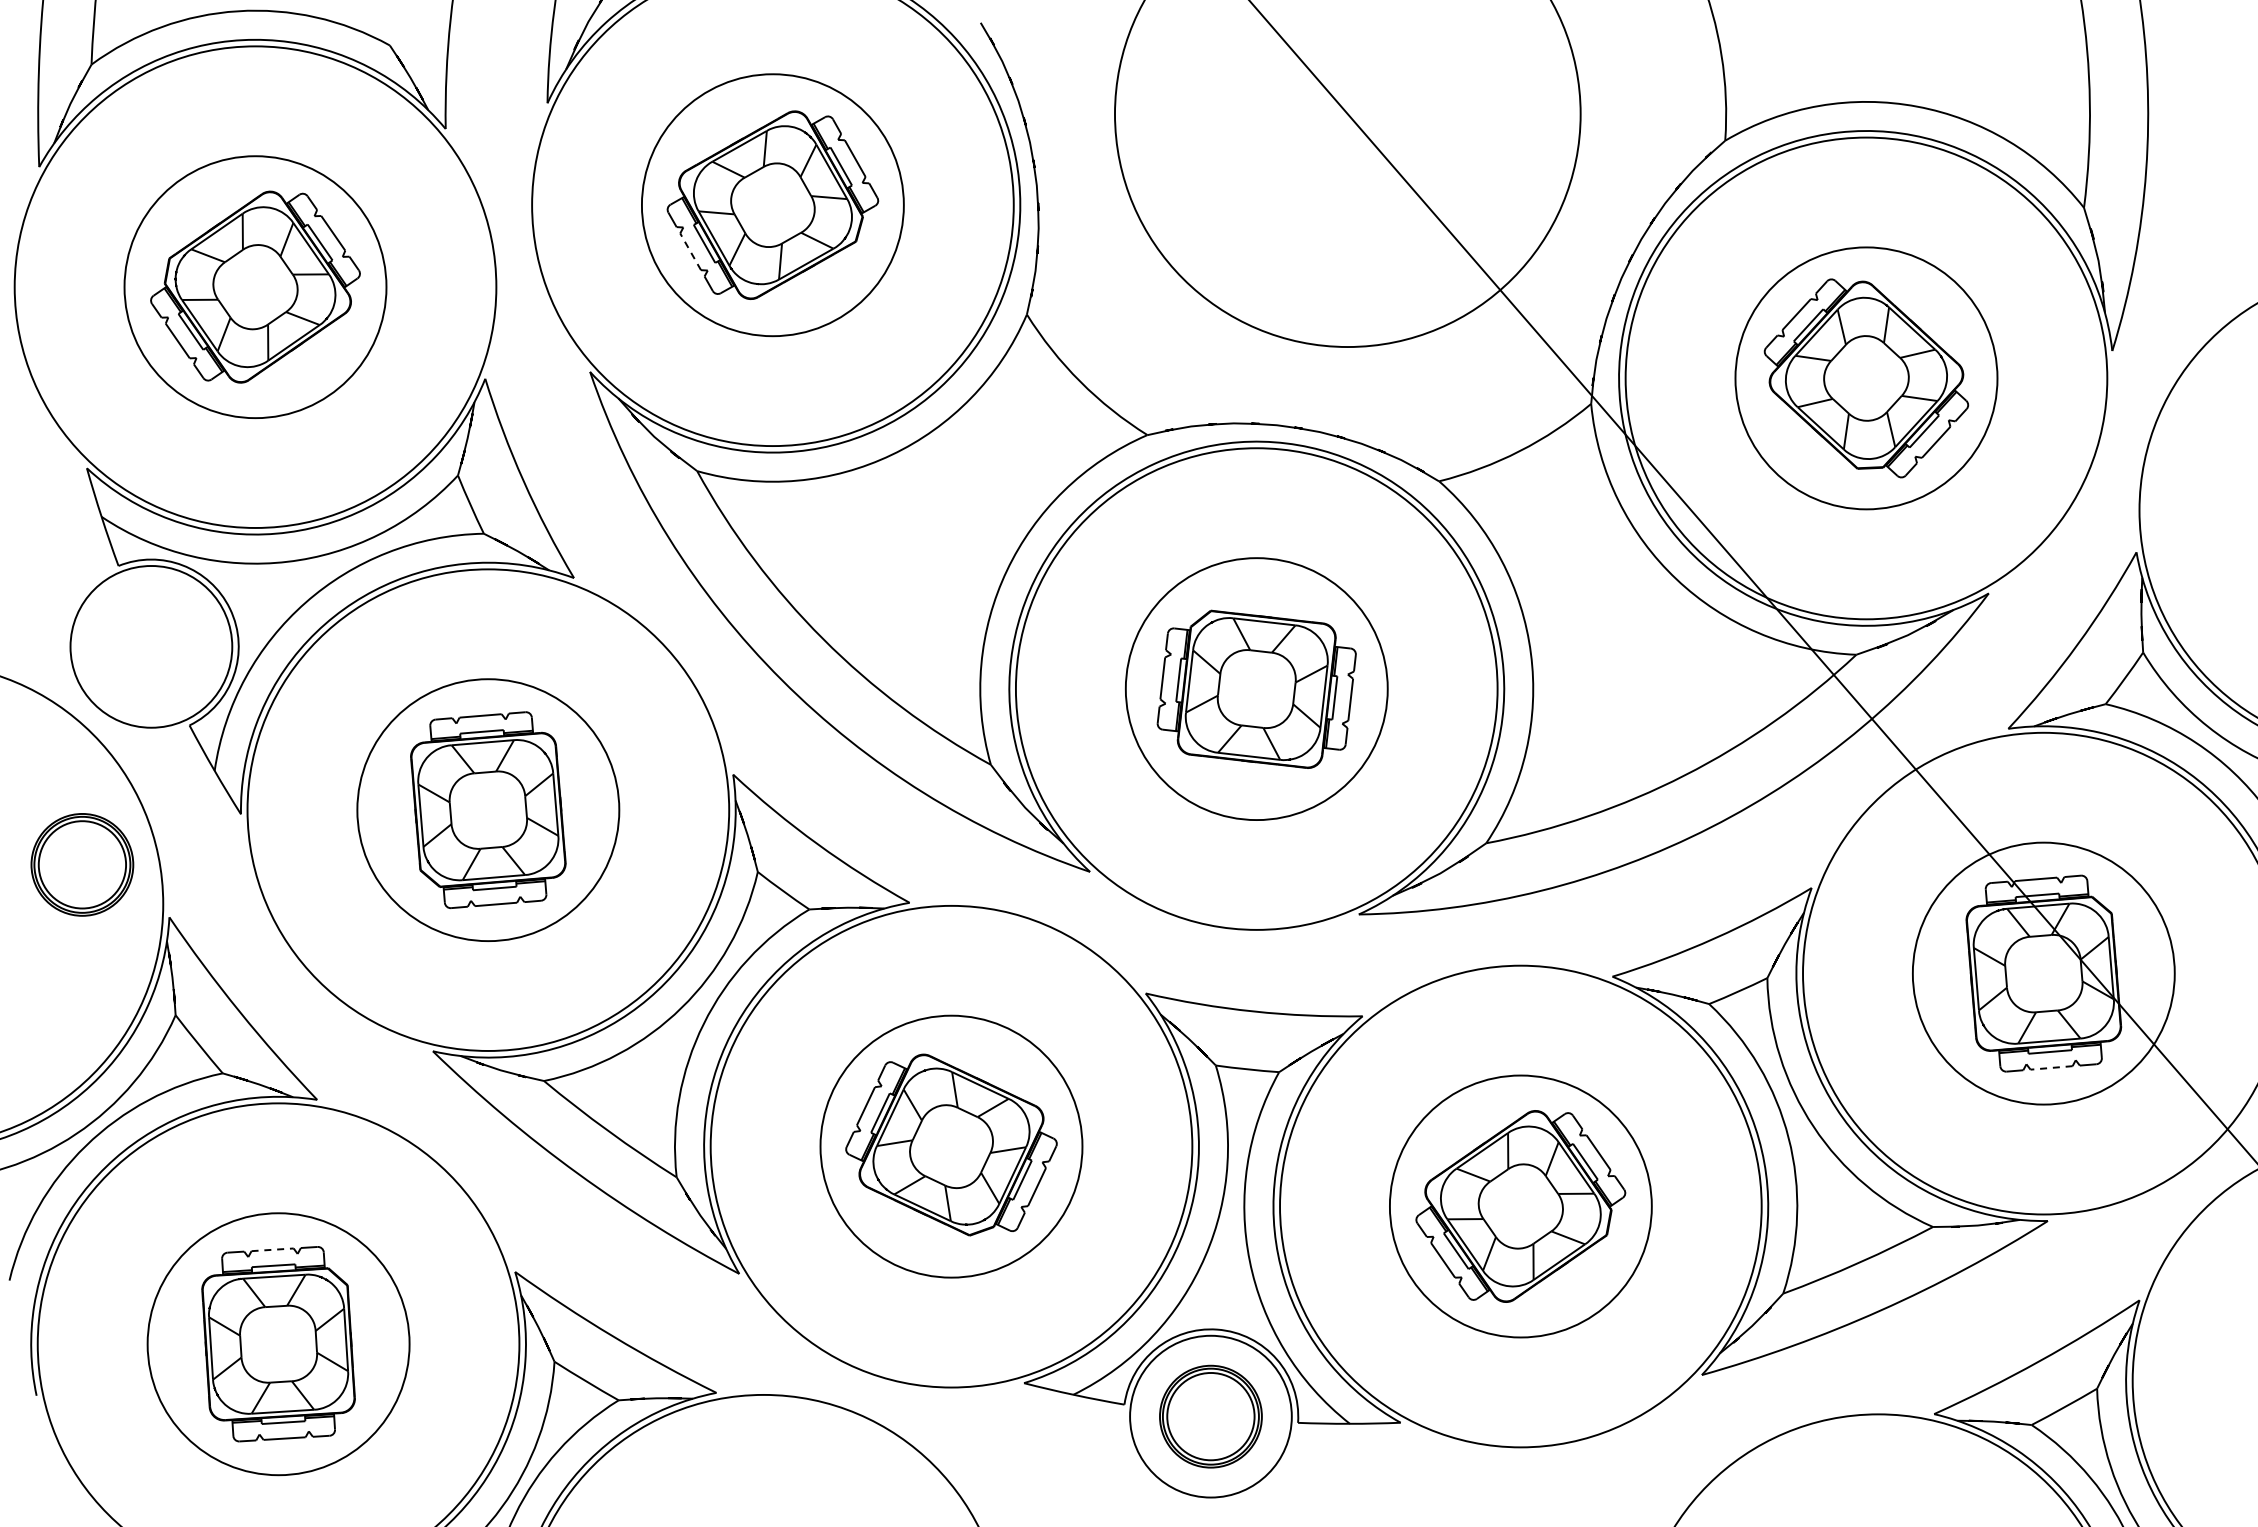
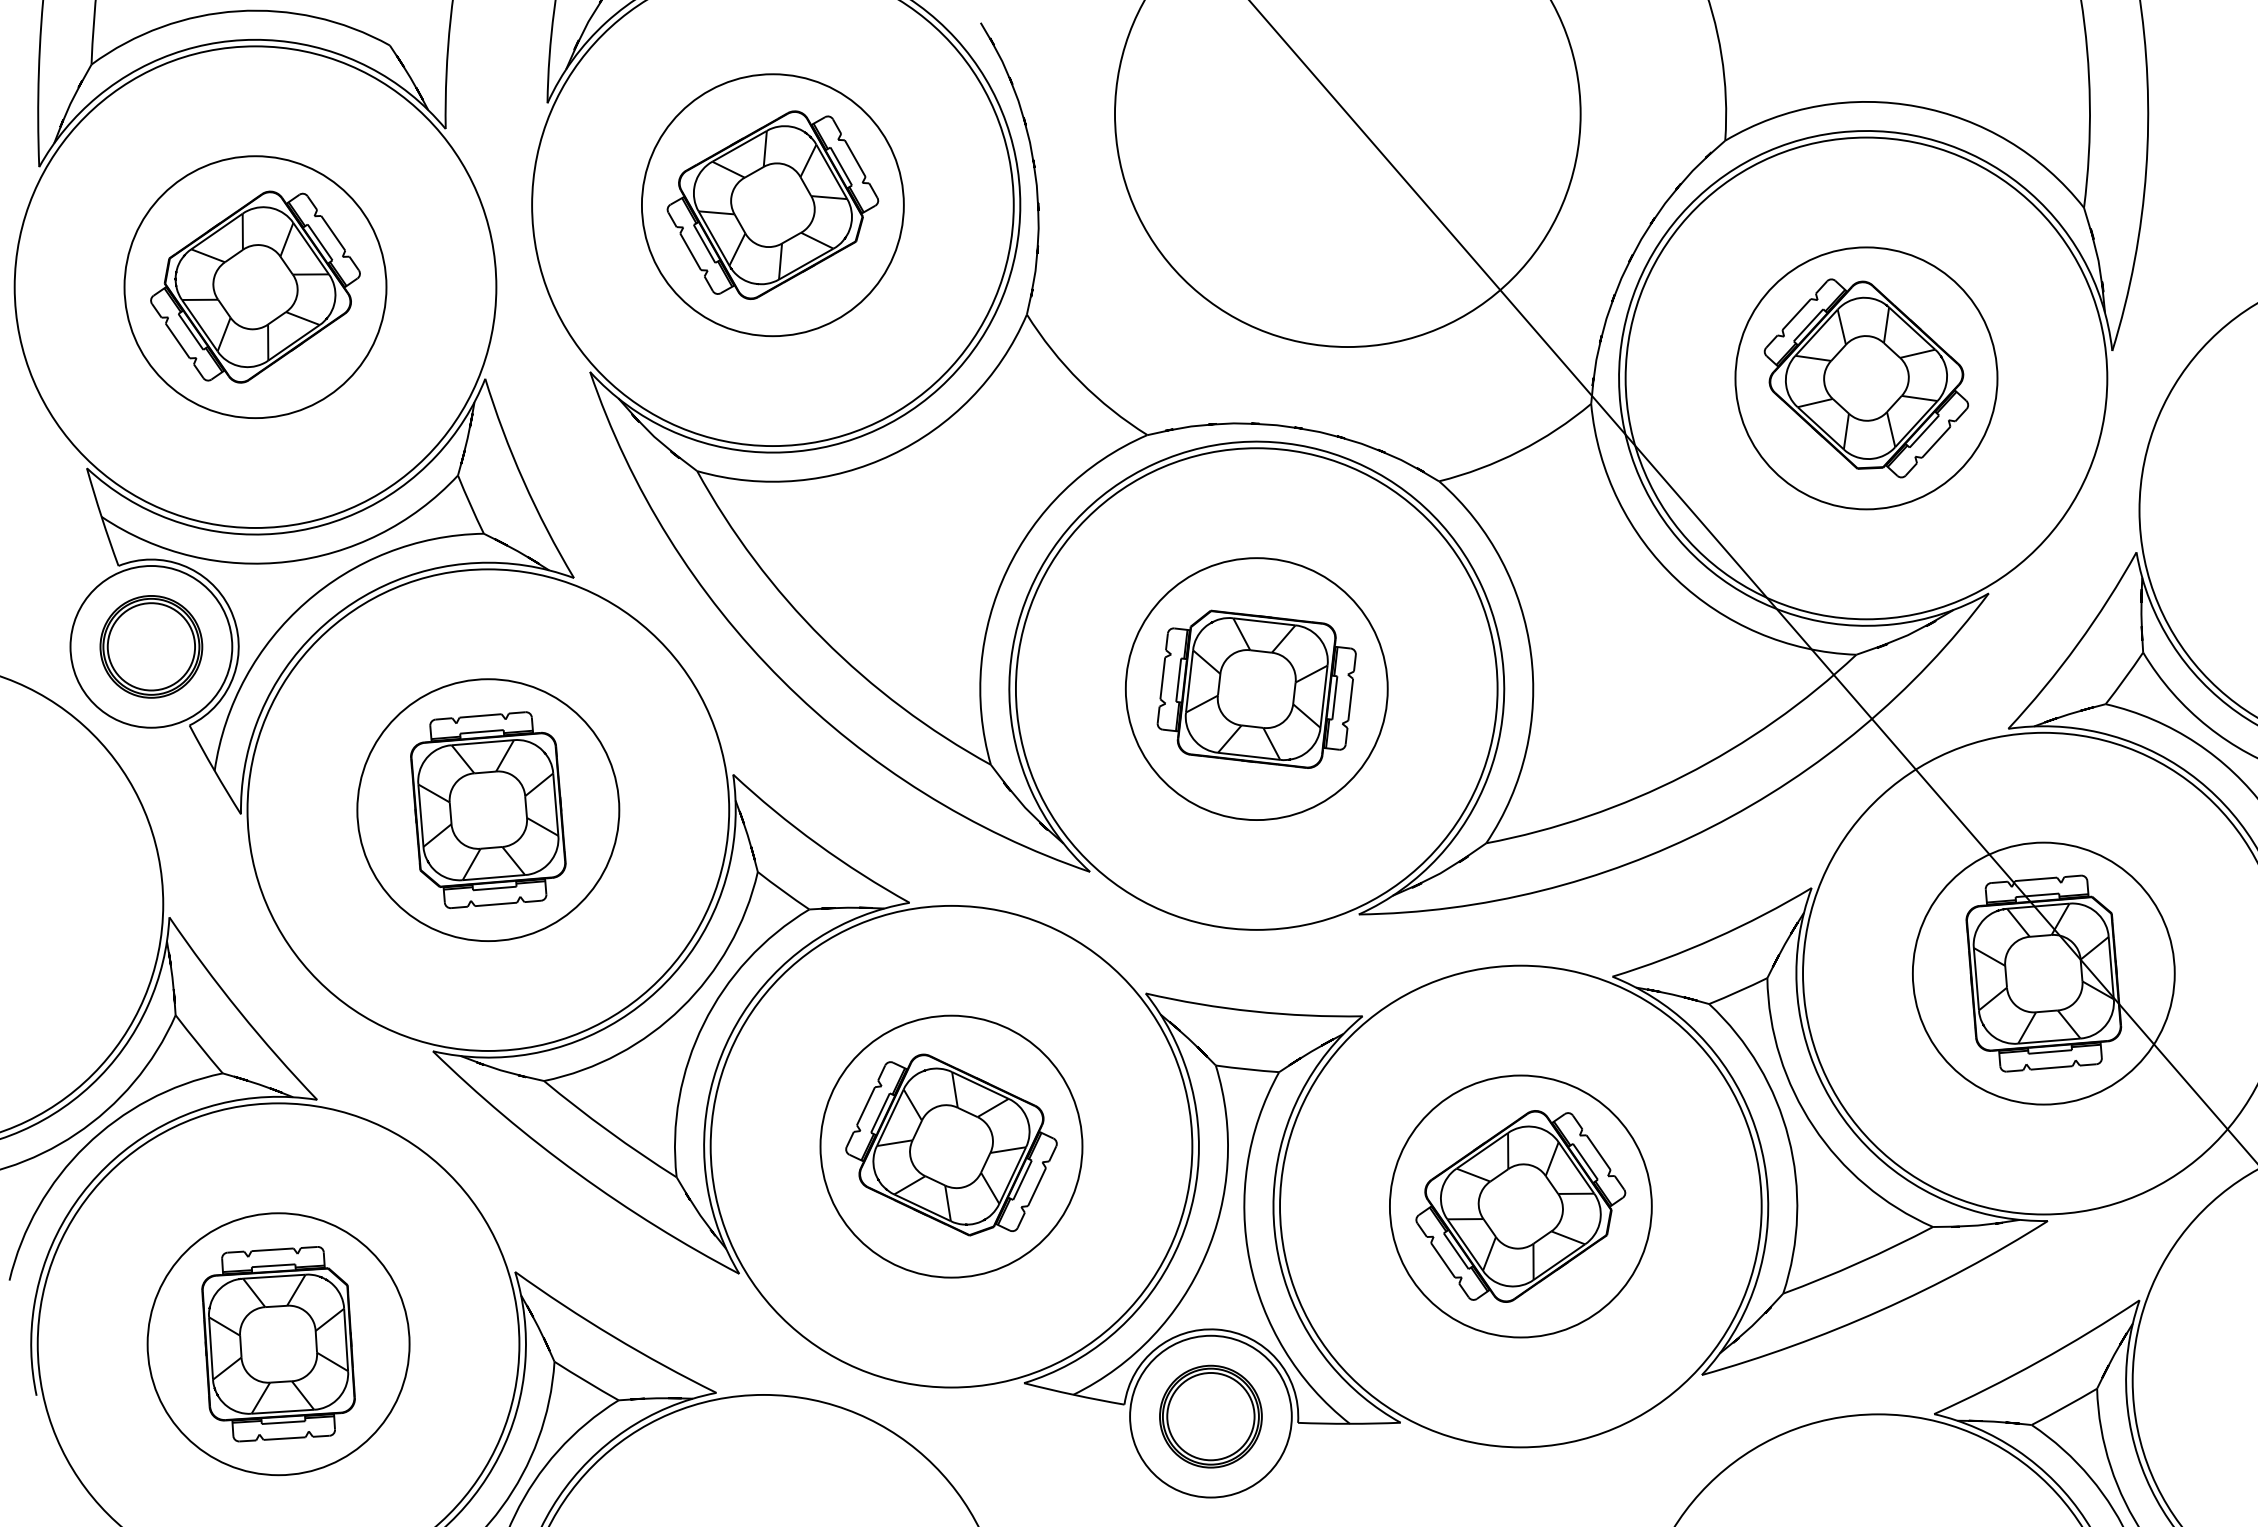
line: dashed -> solid (690, 251)
part position: (82, 864) -> (151, 646) (151, 646)
line: dashed -> solid (2051, 1067)
line: dashed -> solid (273, 1249)
